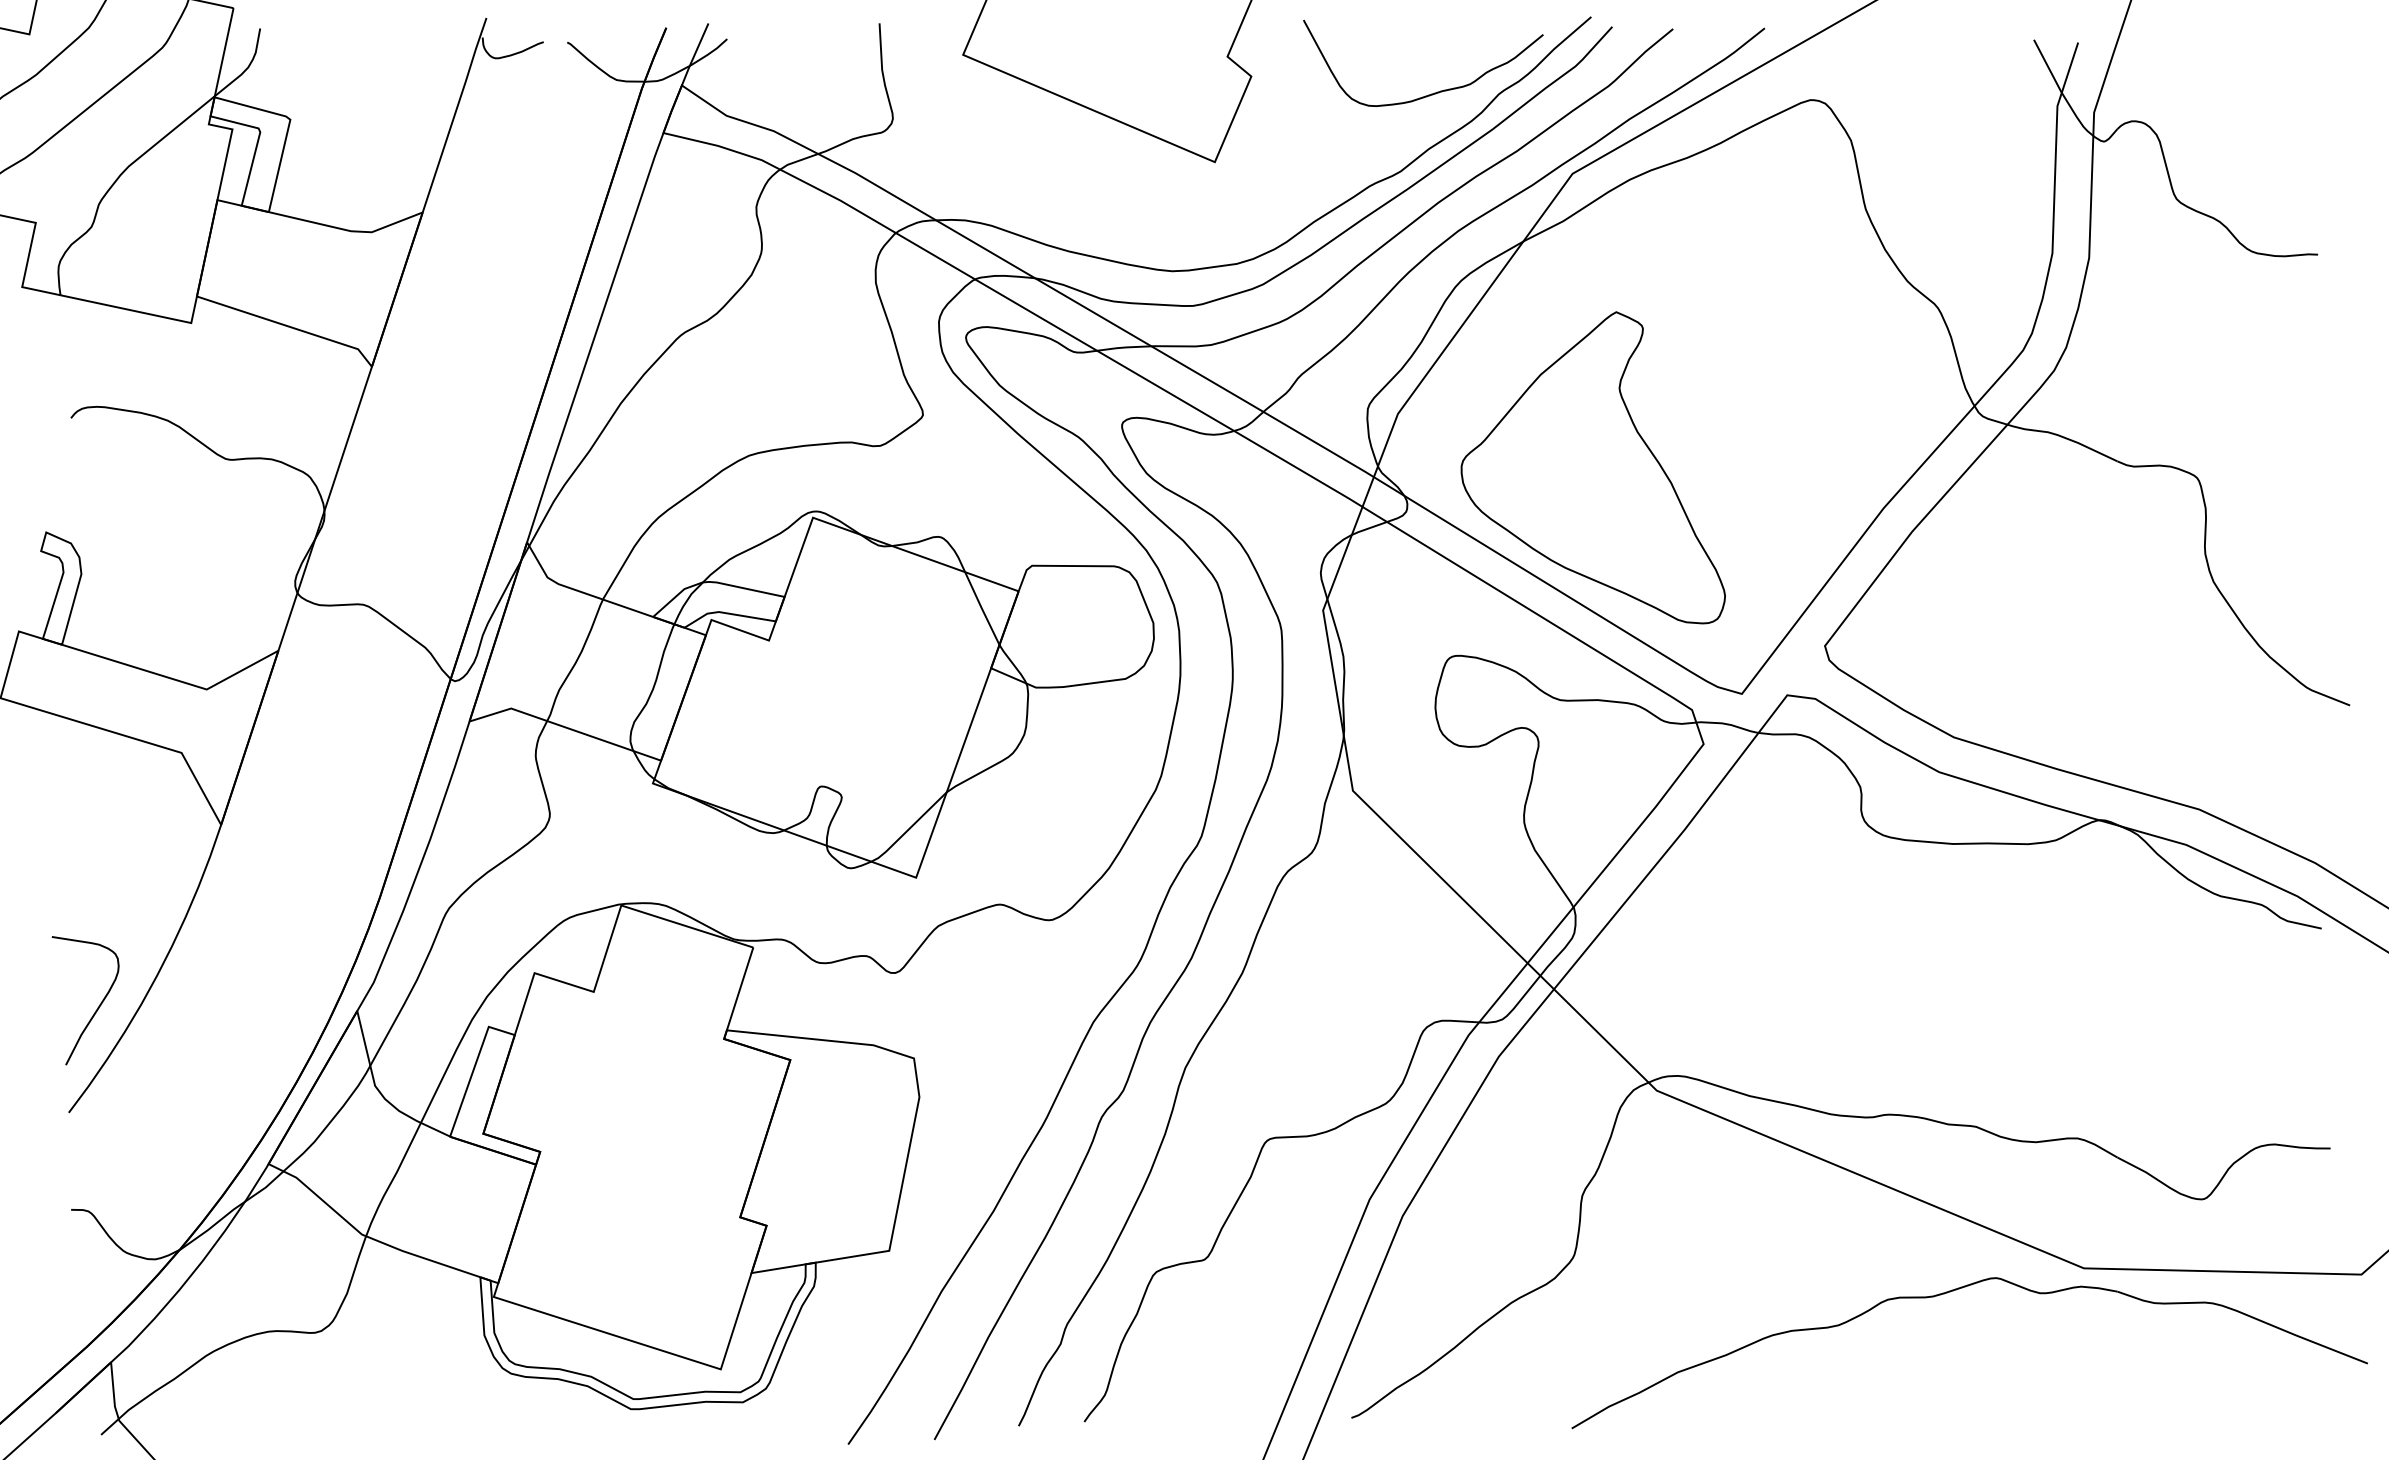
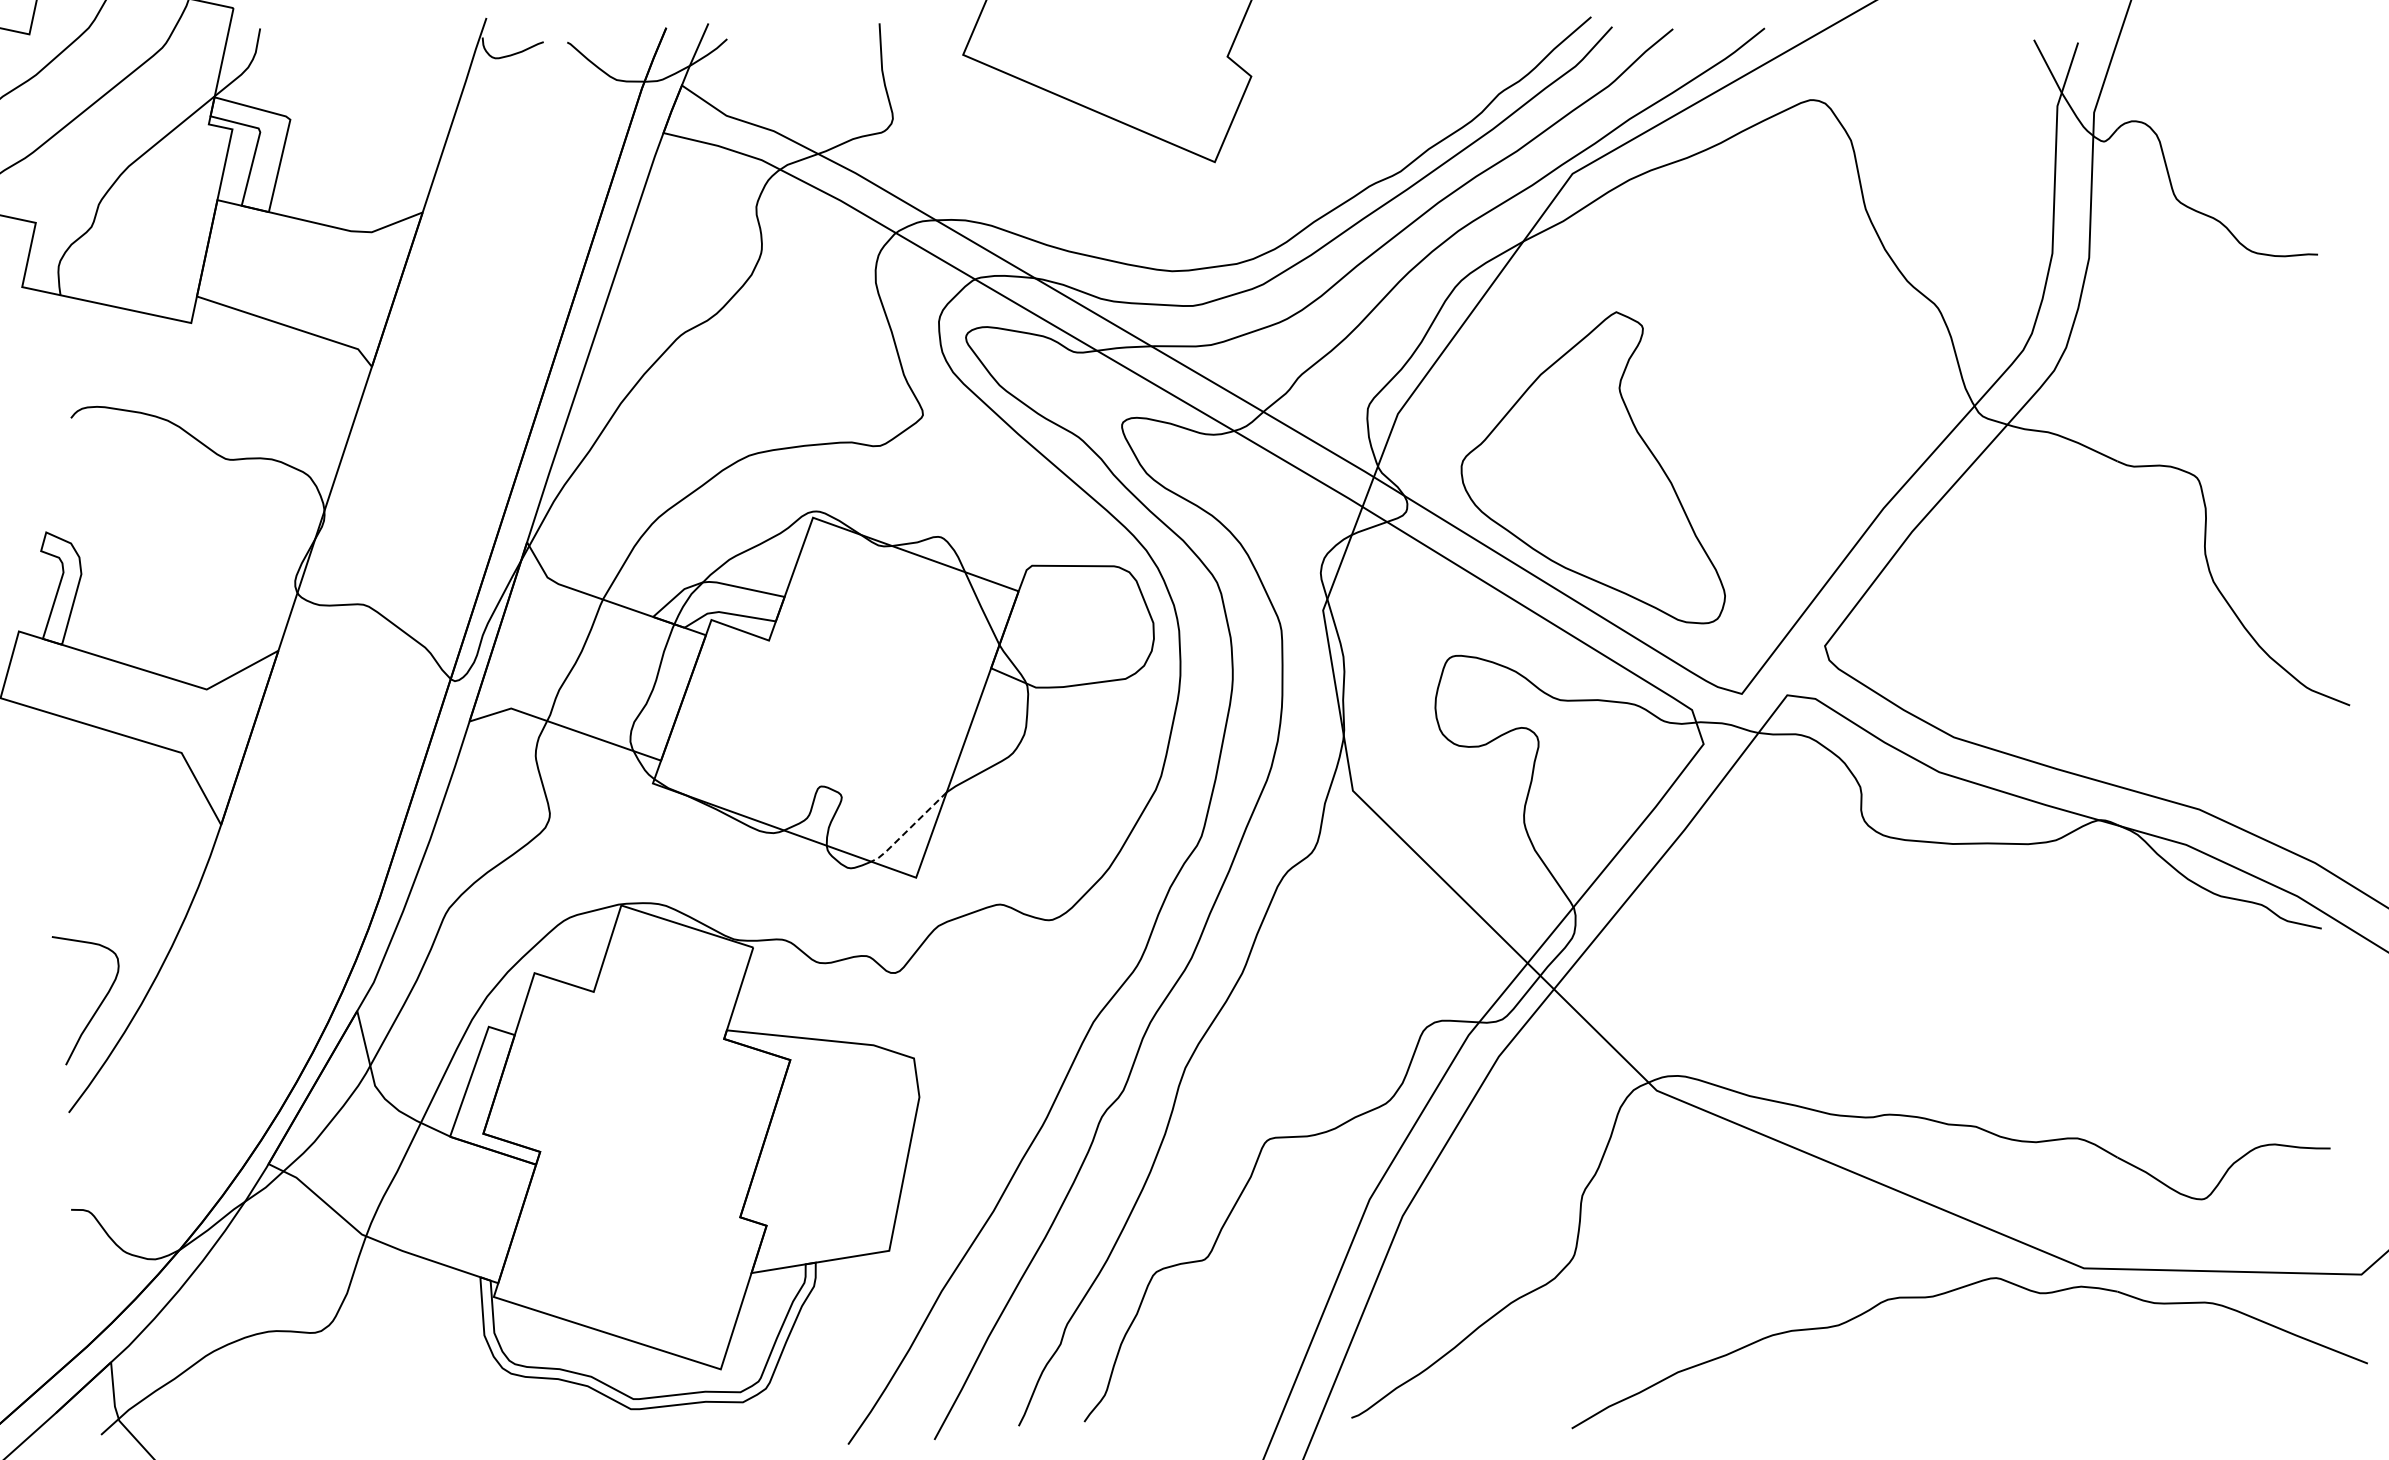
curve: present -> none (1434, 92)
line: solid -> dashed (908, 829)
